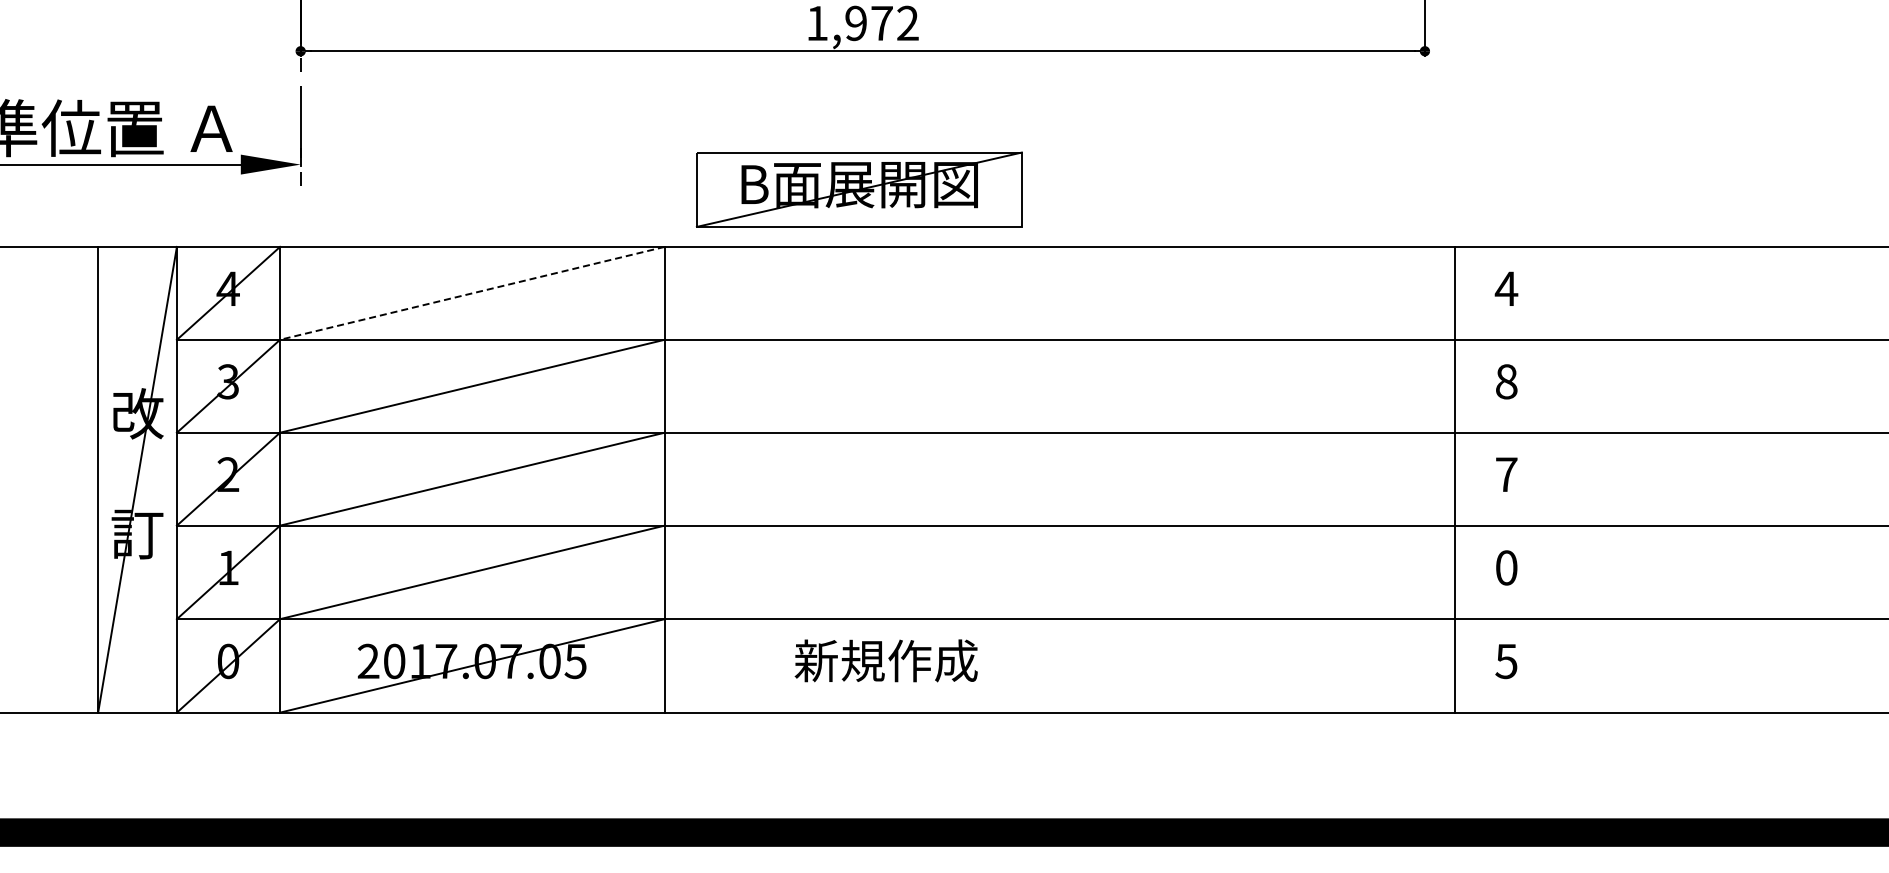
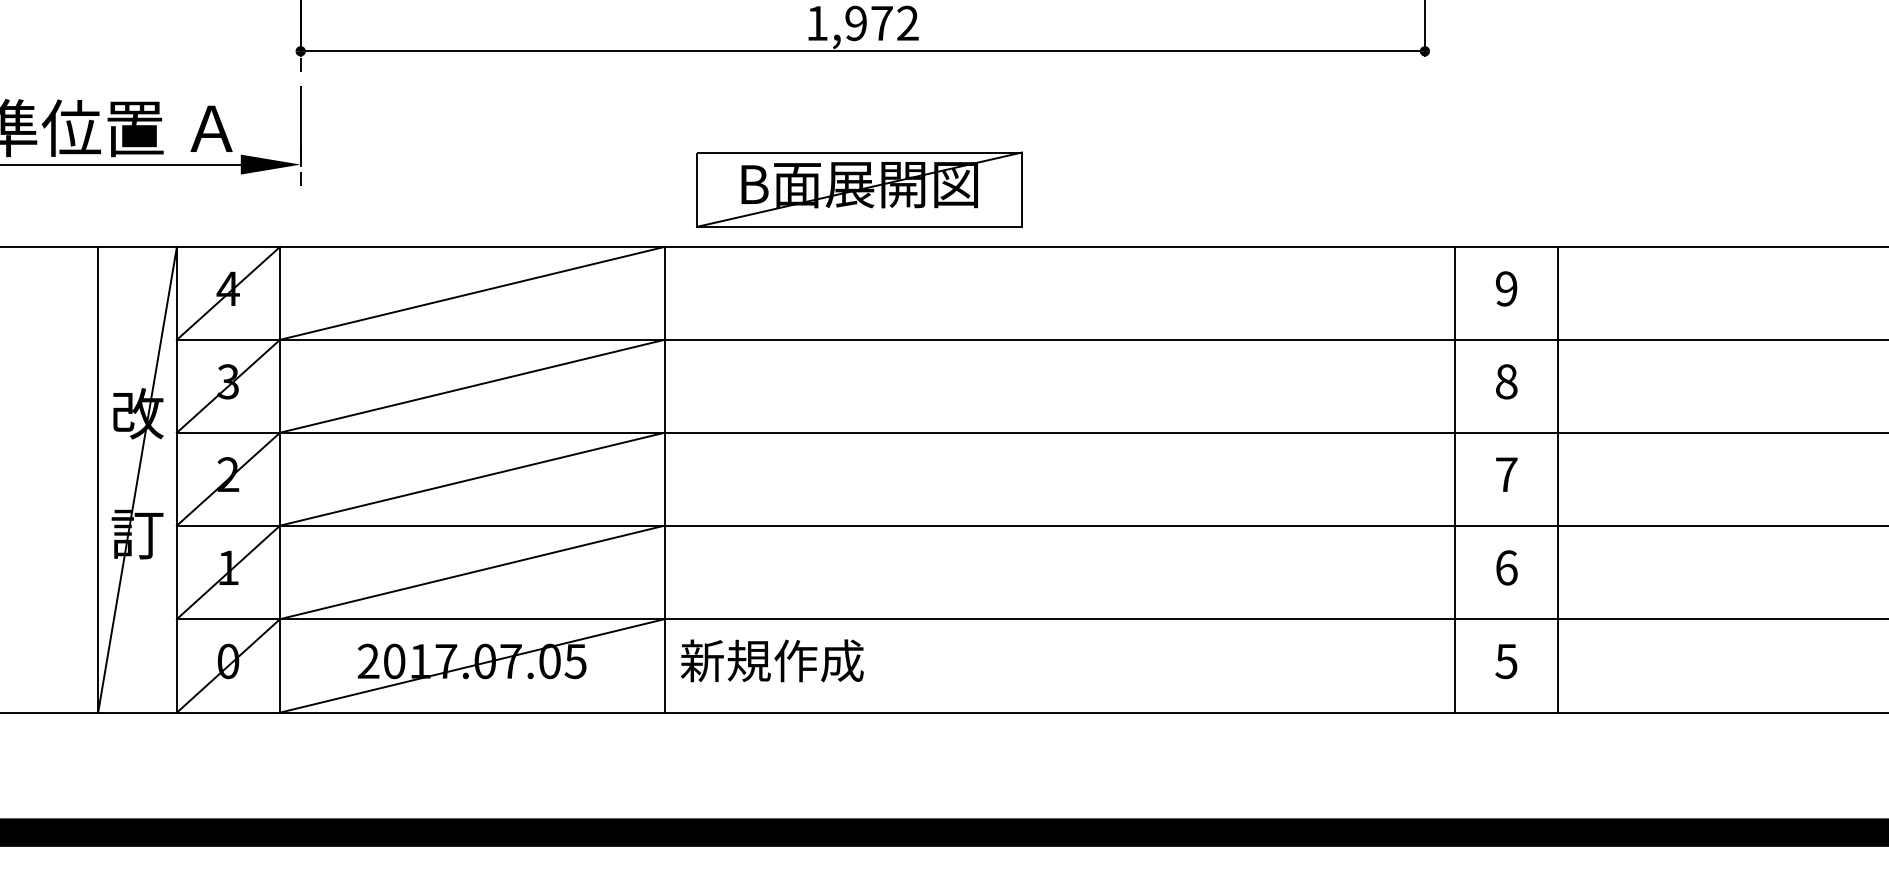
text: 4 -> 9 (1506, 288)
line: dashed -> solid (472, 293)
line: none -> present (1558, 479)
text: 0 -> 6 (1506, 567)
text position: (885, 660) -> (771, 660) (771, 660)
